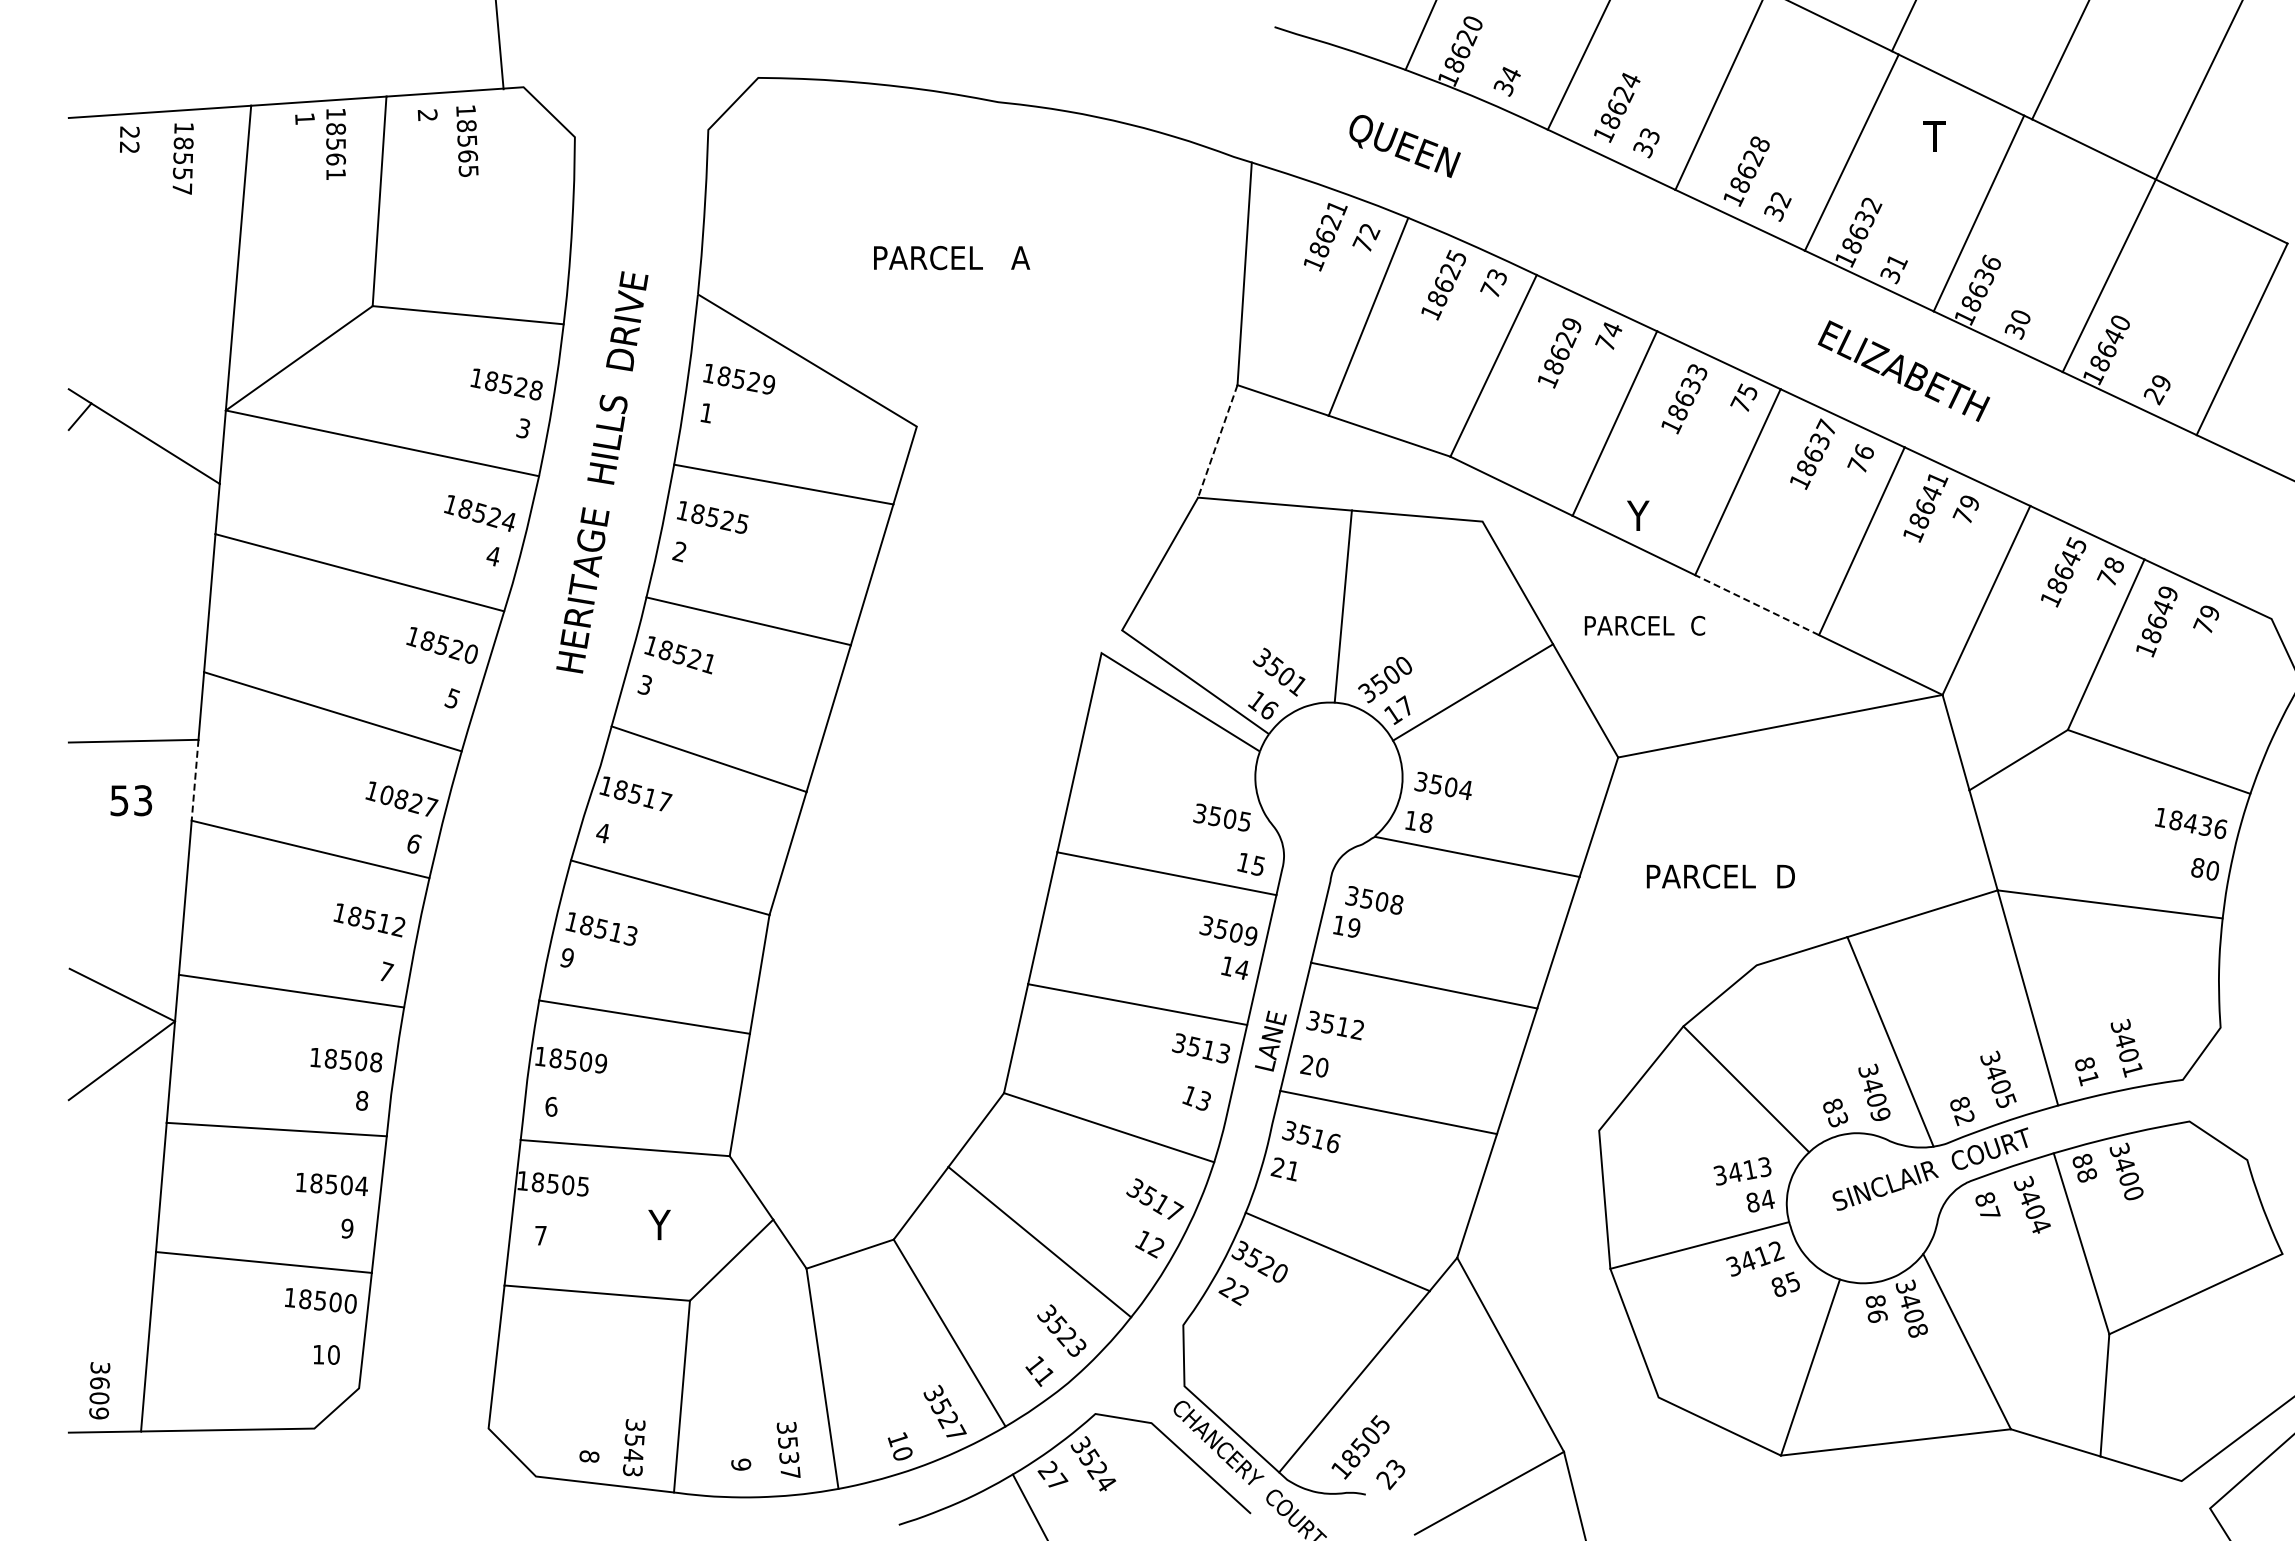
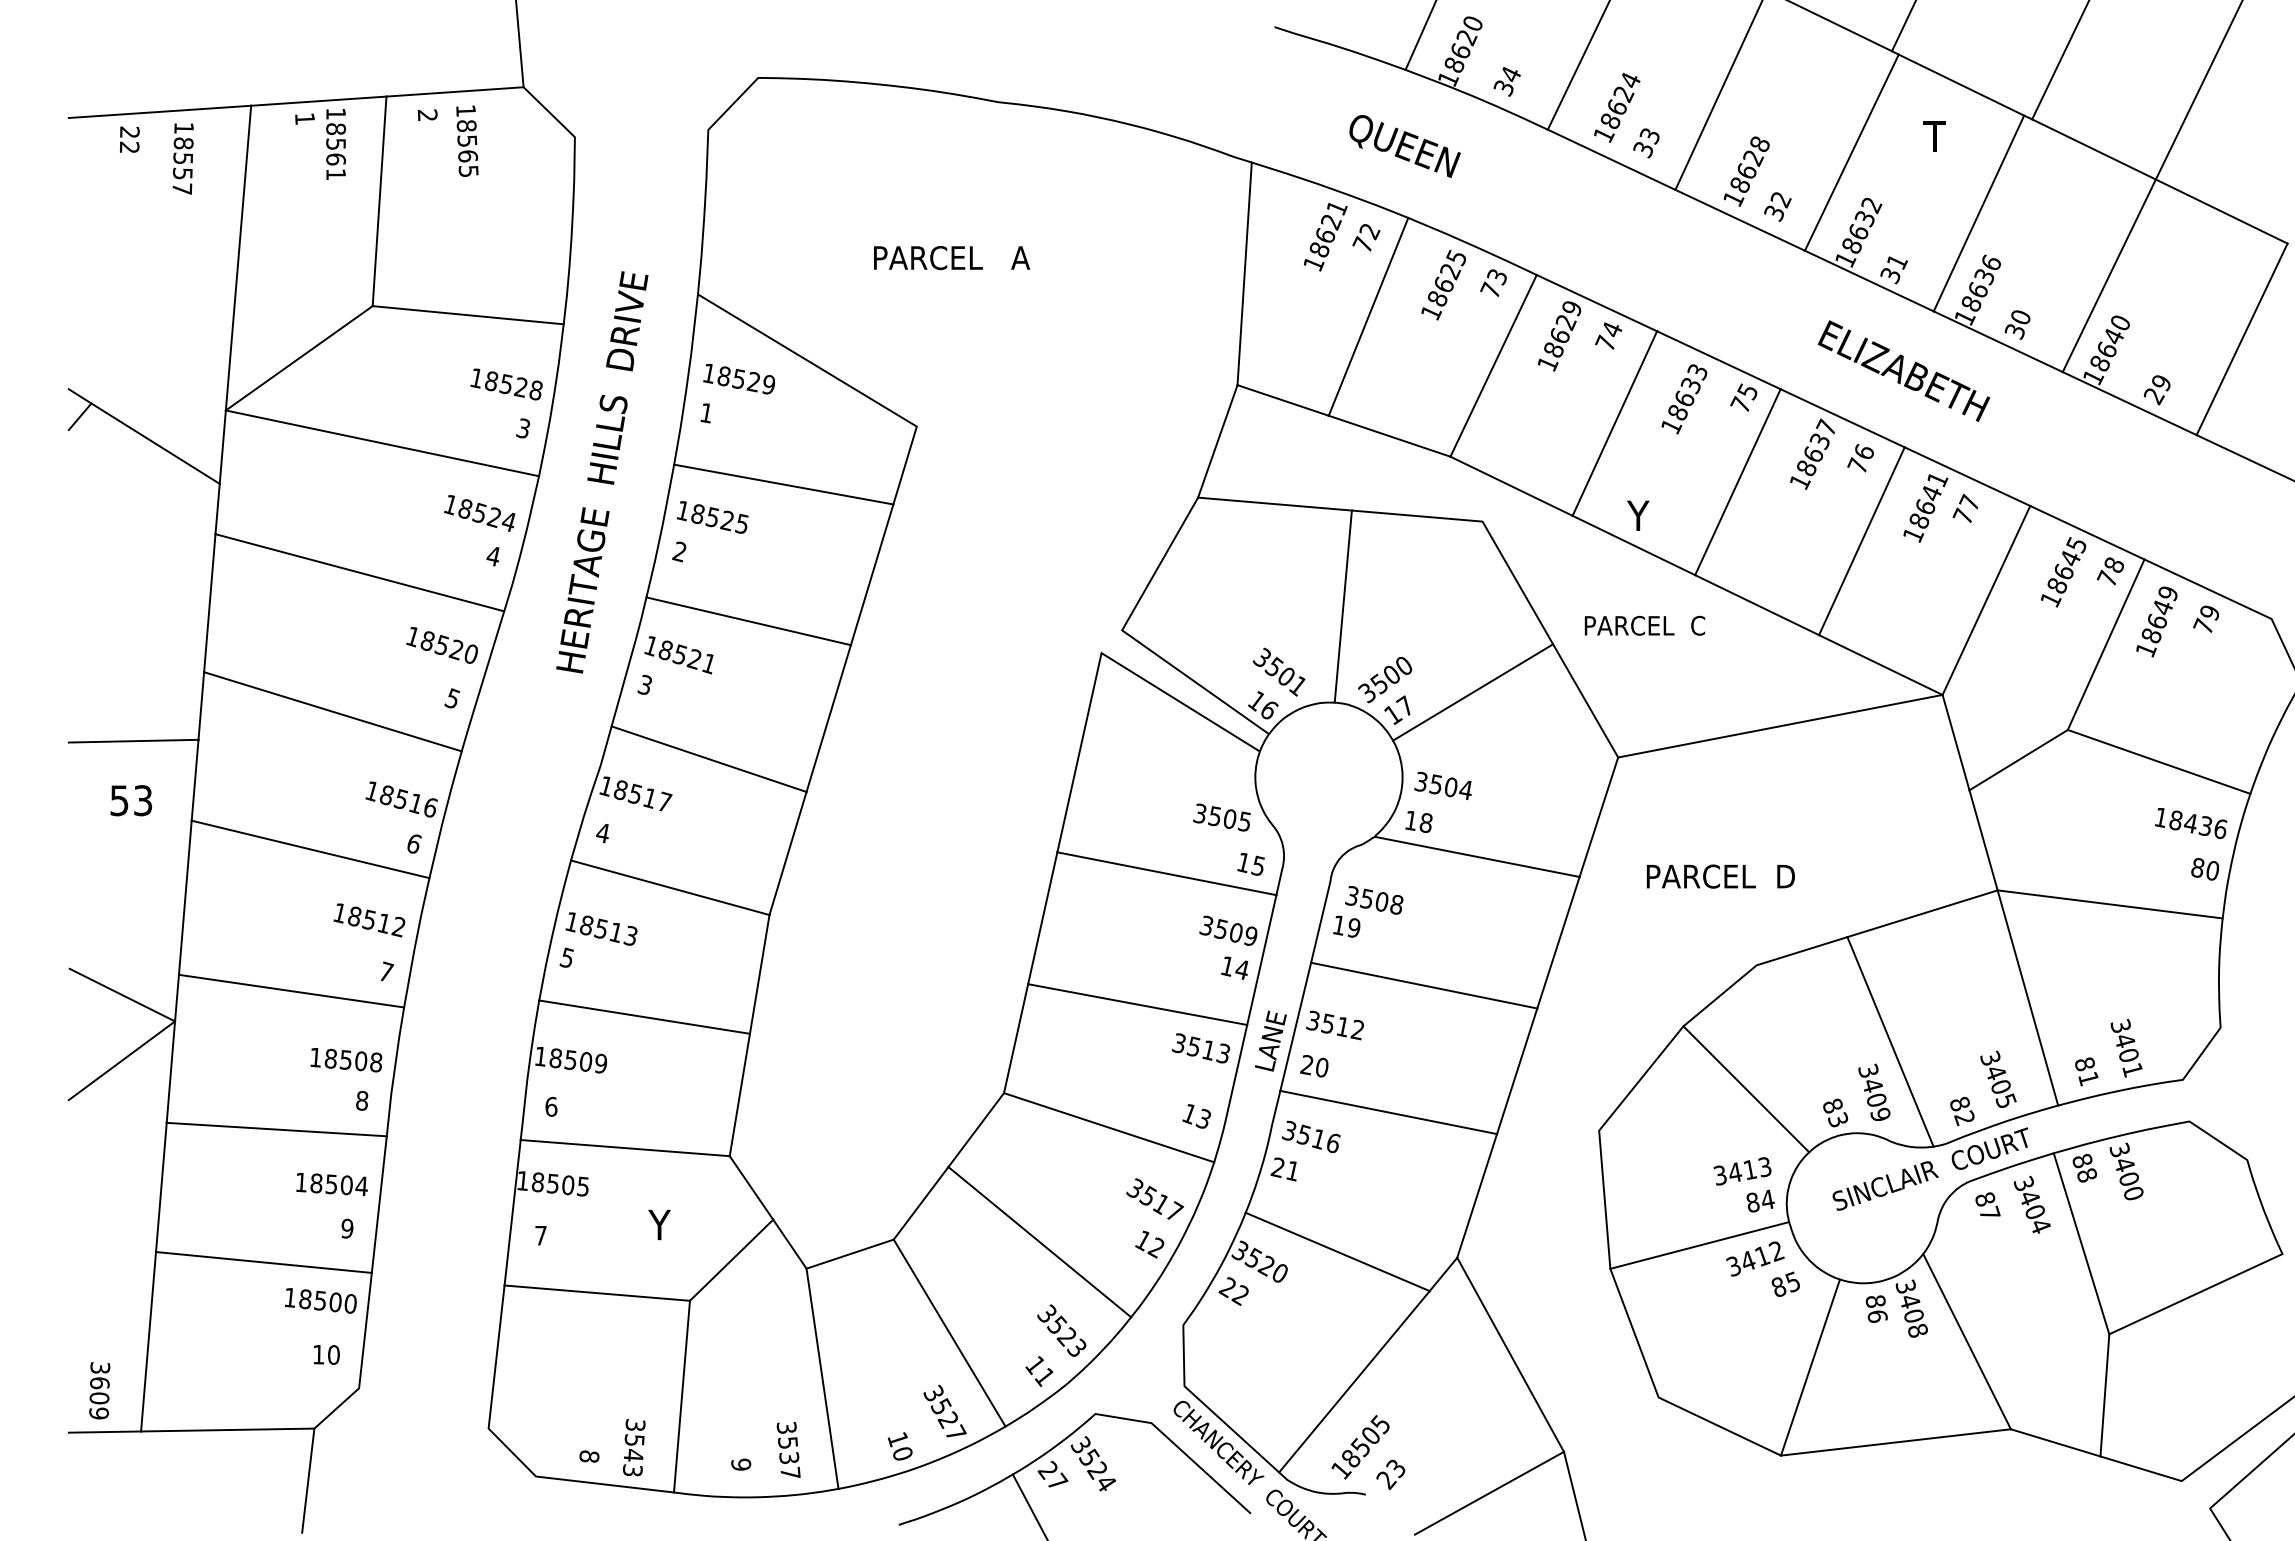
line position: (499, 45) -> (519, 44) (519, 44)
text position: (1559, 353) -> (1559, 336) (1559, 336)
line: dashed -> solid (1217, 441)
text: 79 -> 77 (1968, 501)
line: dashed -> solid (1757, 605)
line: dashed -> solid (195, 780)
text: 10827 -> 18516 (408, 801)
text: 9 -> 5 (566, 957)
text position: (1196, 1098) -> (1196, 1116) (1196, 1116)
line: none -> present (308, 1480)
